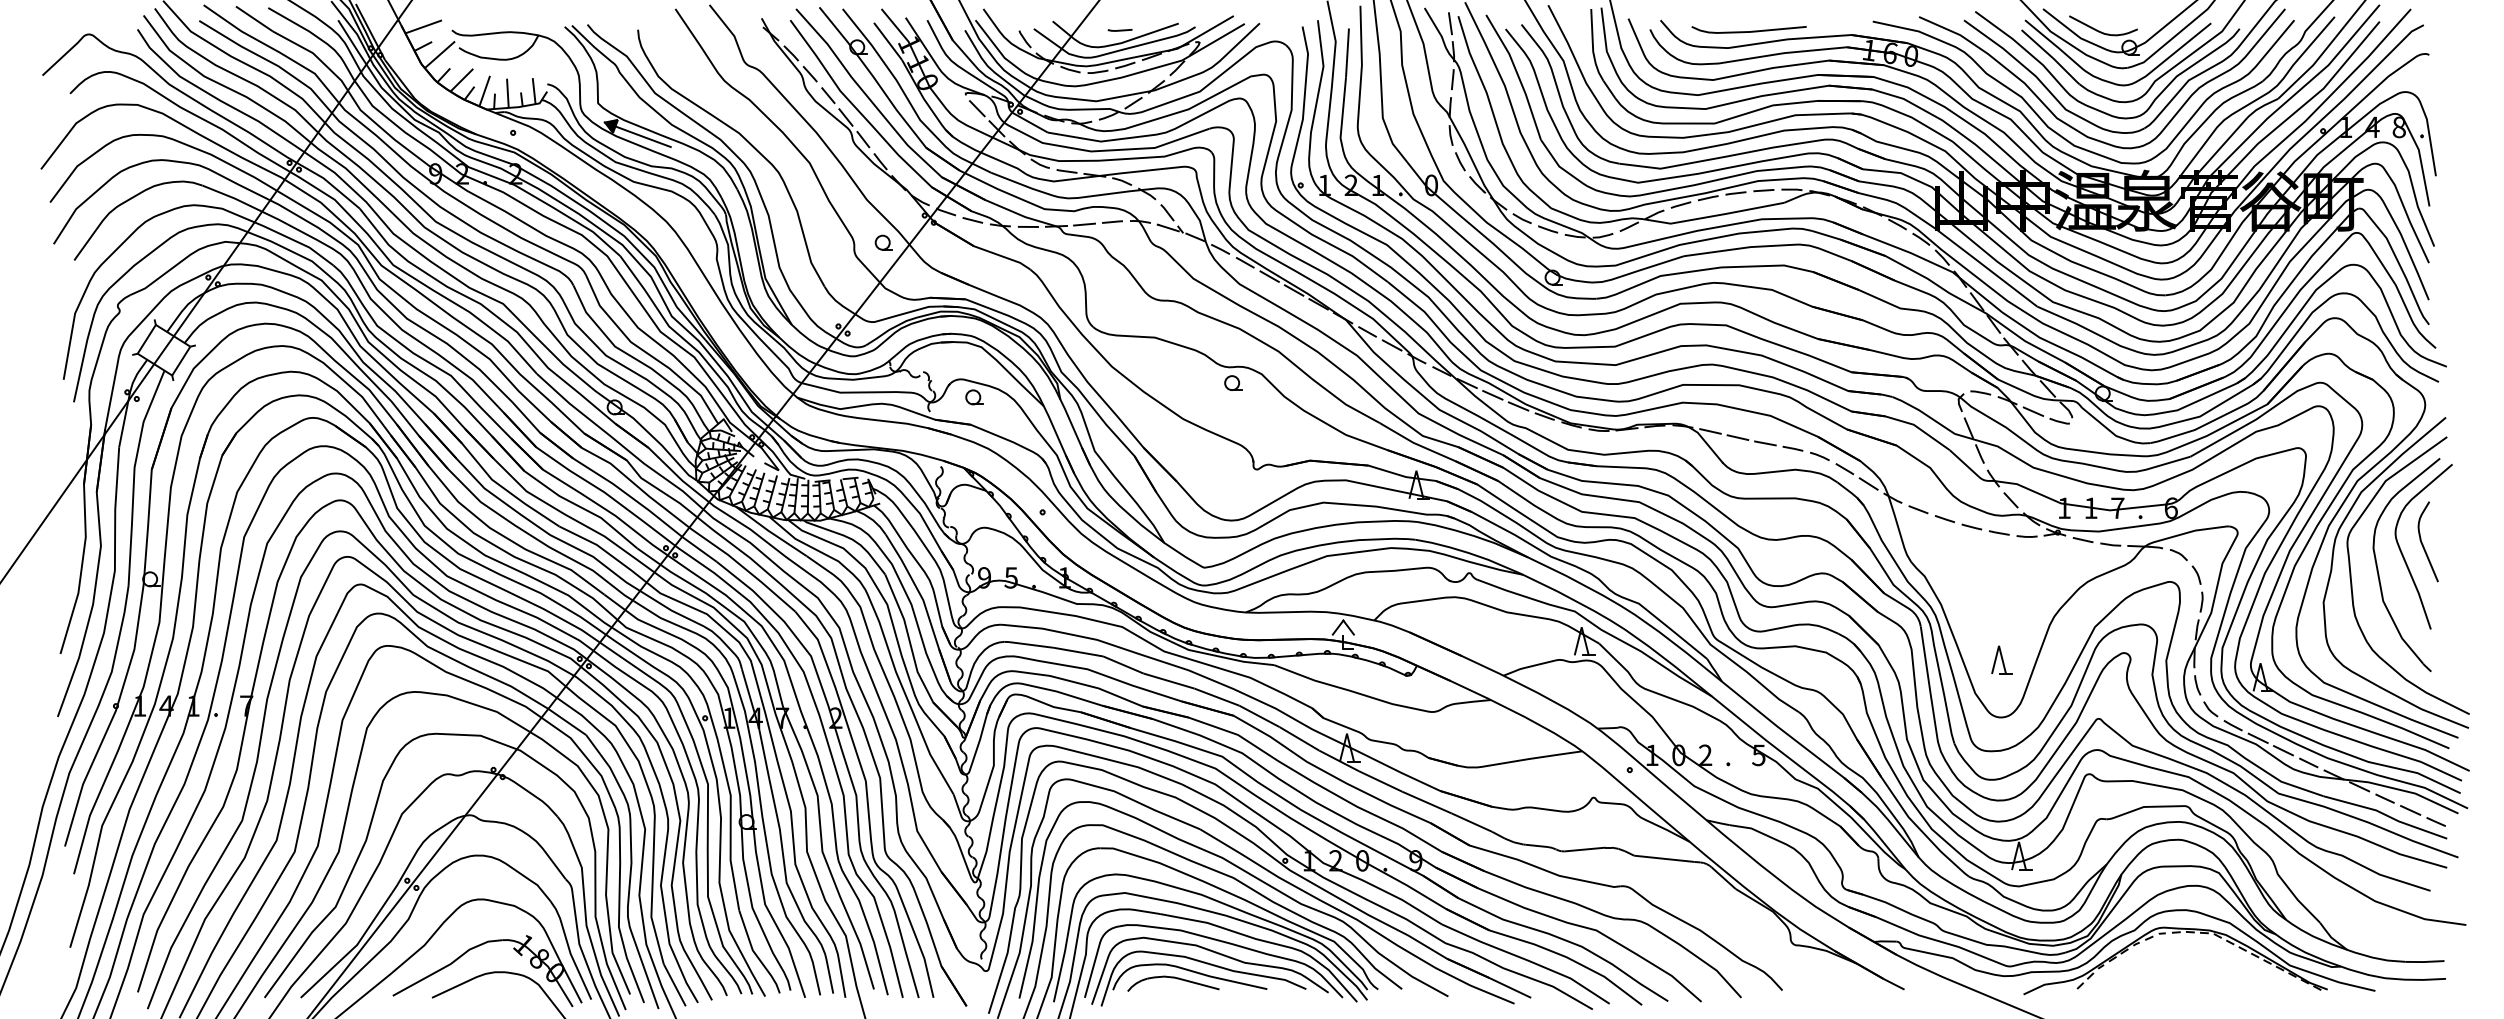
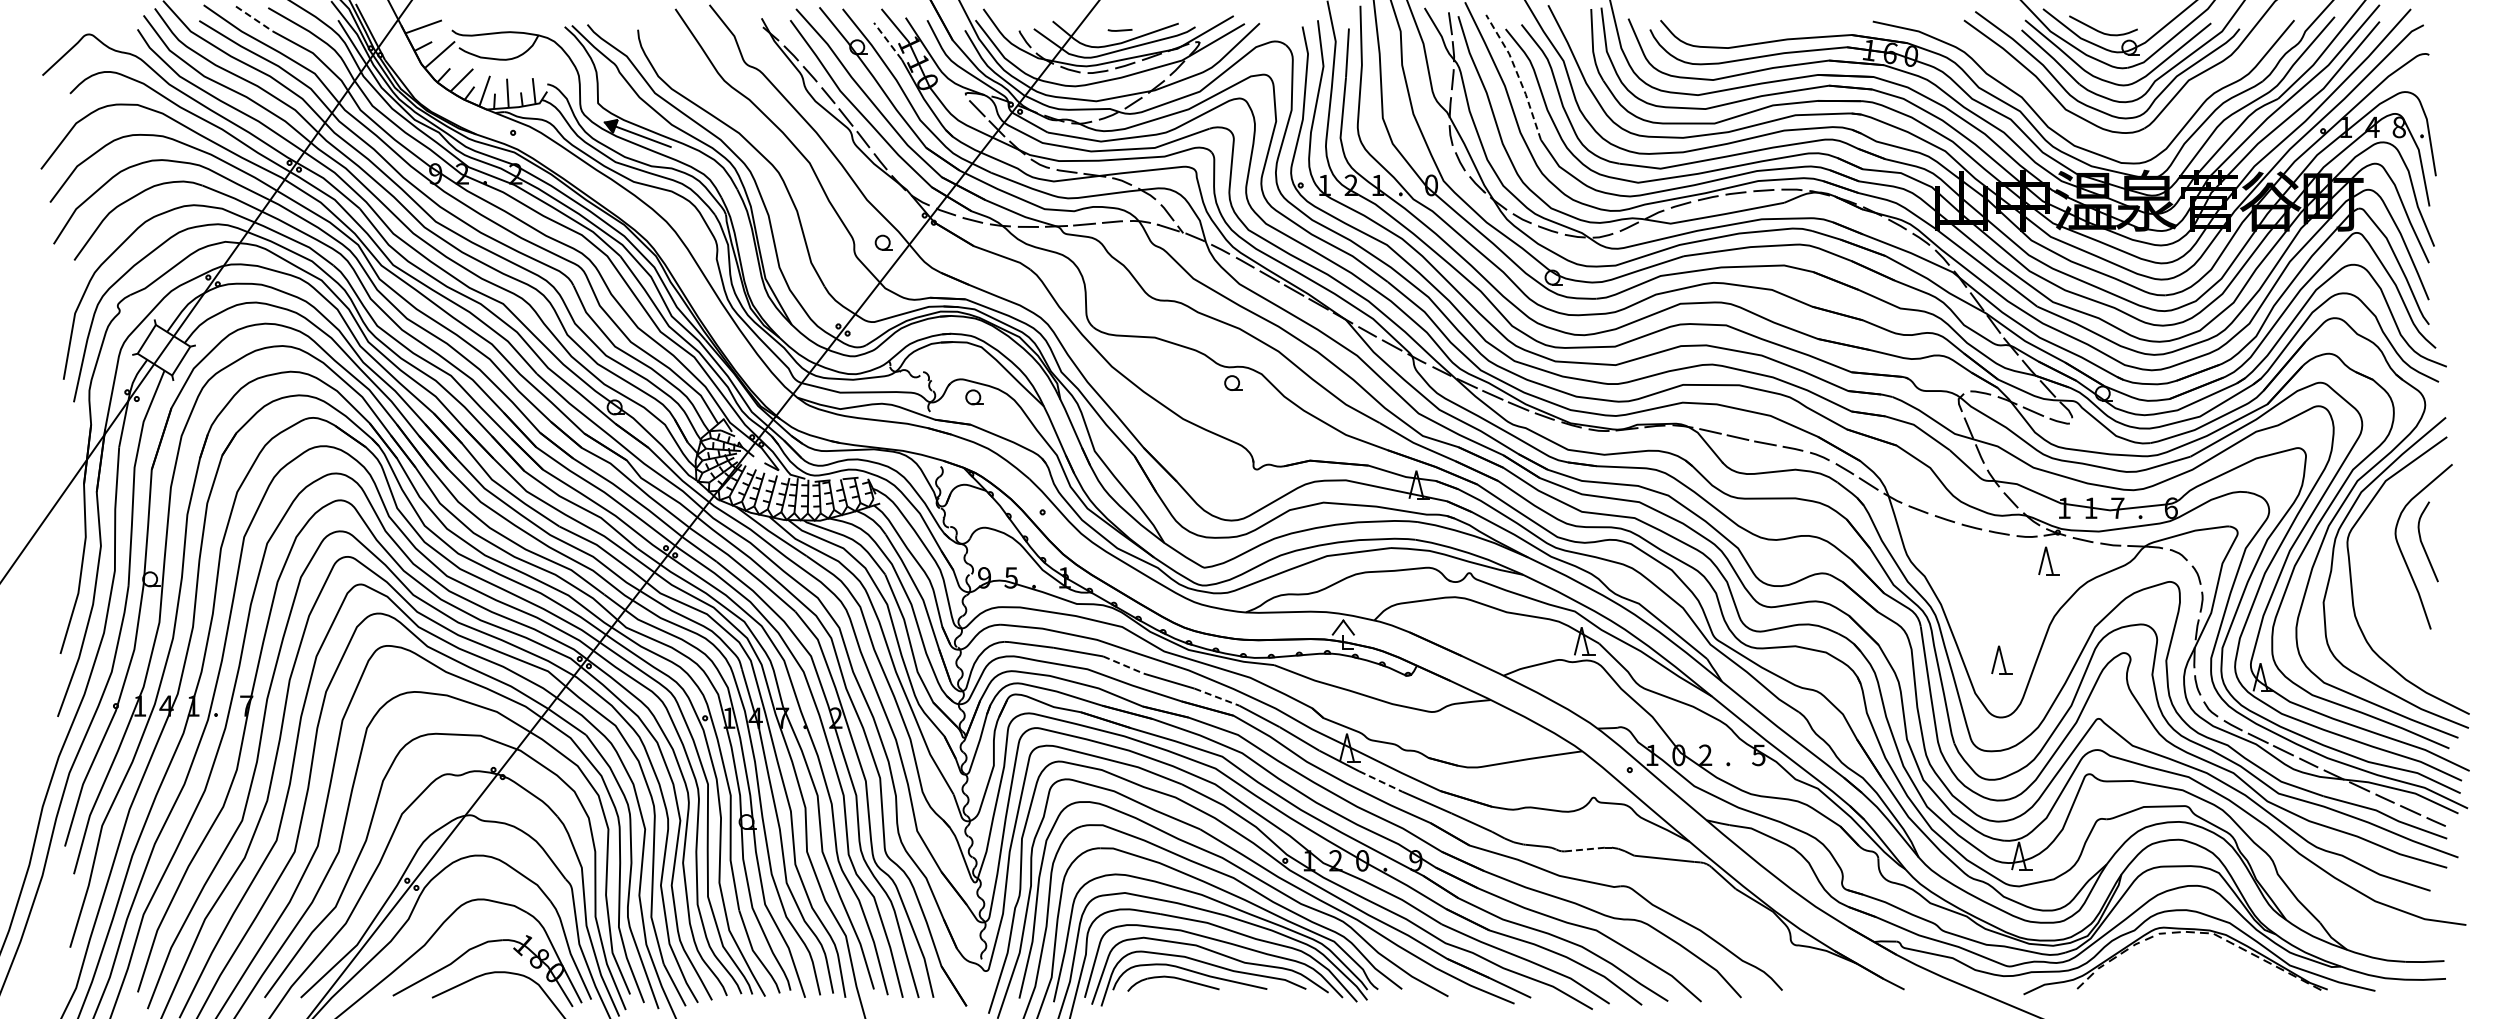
line: solid -> dashed (254, 19)
curve: present -> none (1748, 31)
line: solid -> dashed (887, 40)
line: solid -> dashed (1517, 75)
curve: present -> none (2074, 127)
part: none -> present (2048, 560)
part: present -> none (2378, 568)
line: solid -> dashed (1123, 665)
line: solid -> dashed (1216, 697)
line: solid -> dashed (1380, 781)
line: solid -> dashed (1585, 849)
